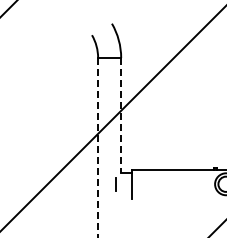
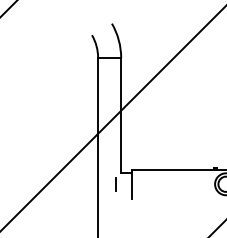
line: dashed -> solid (121, 115)
line: dashed -> solid (98, 147)
